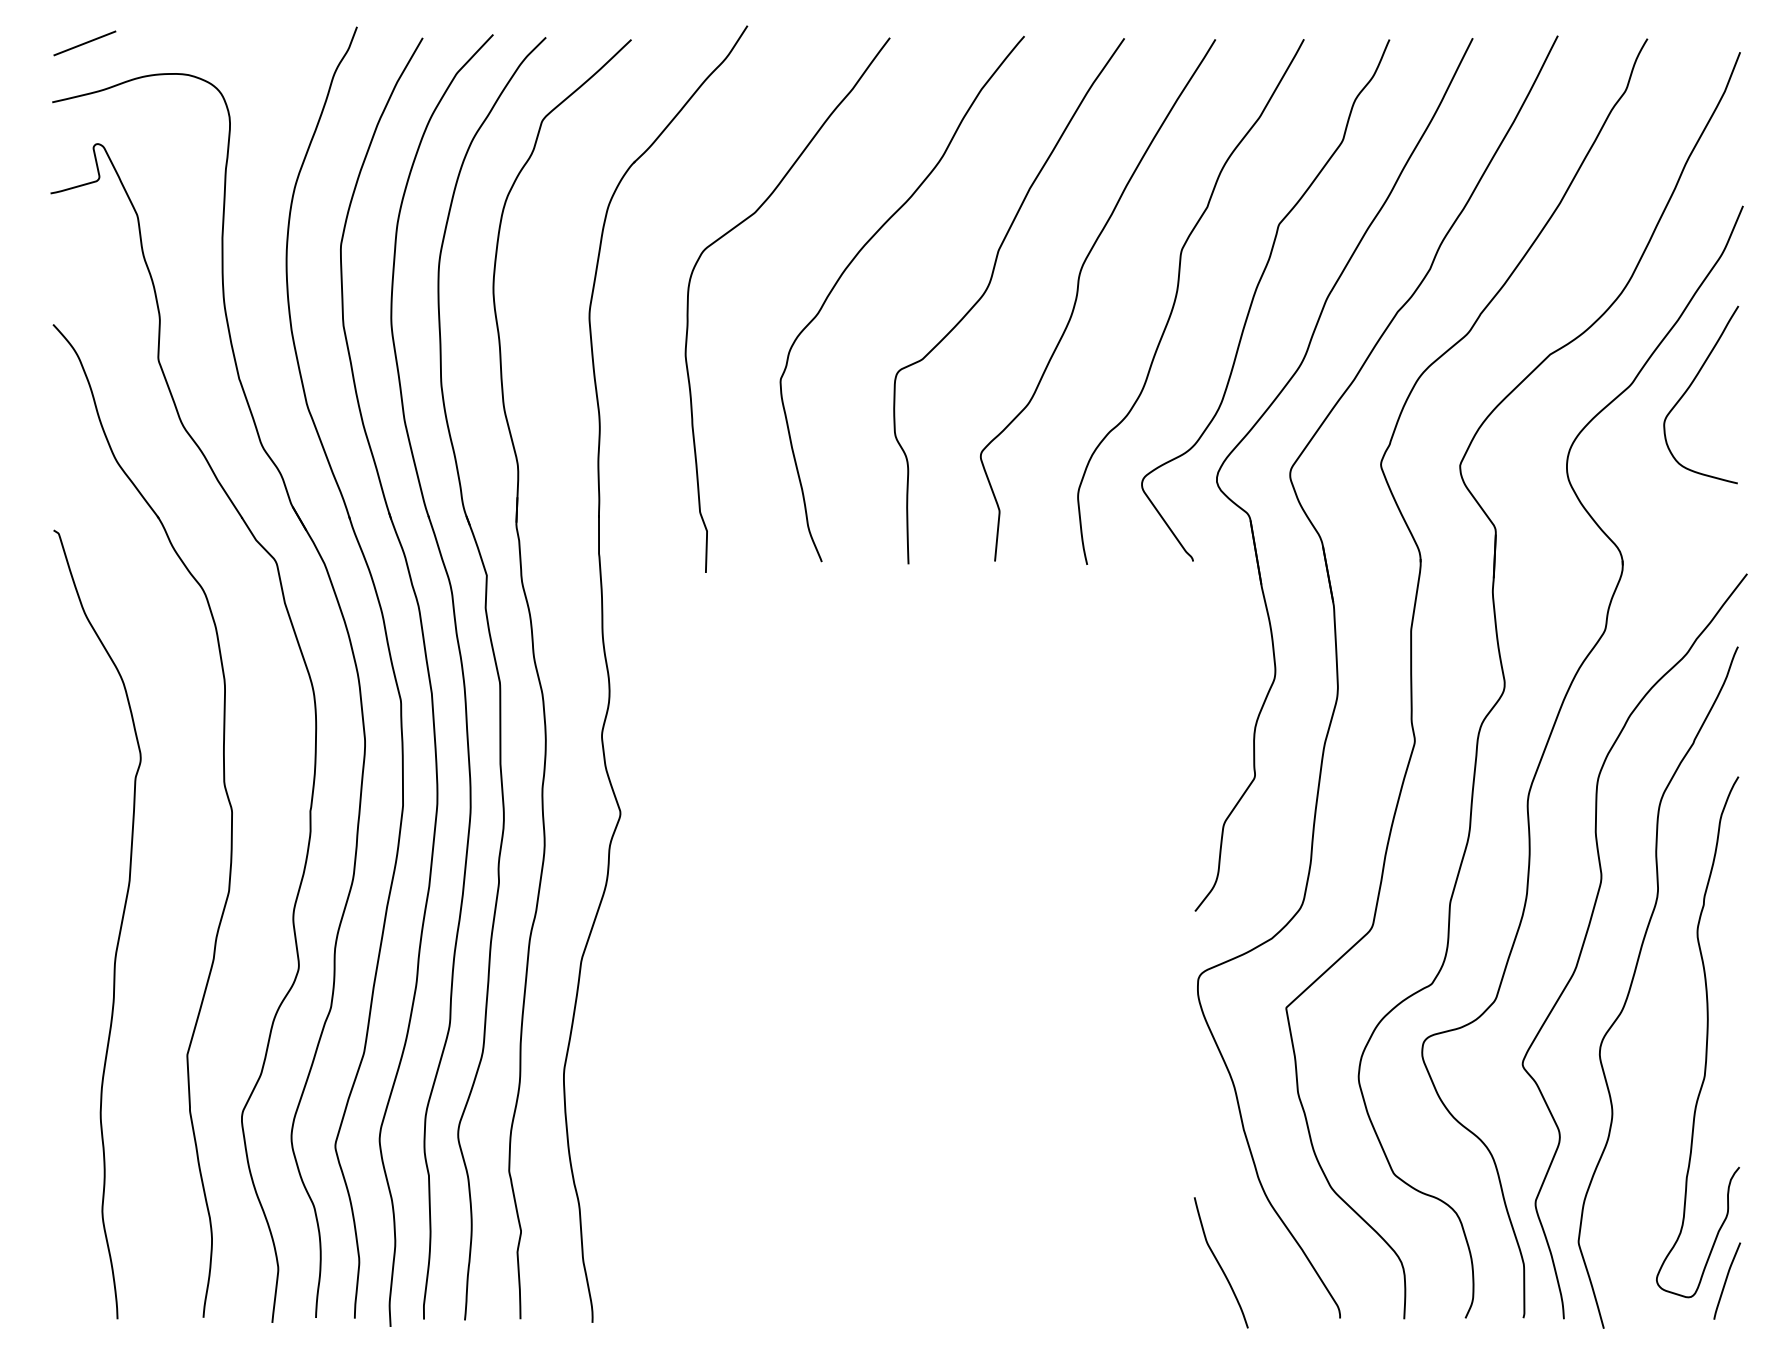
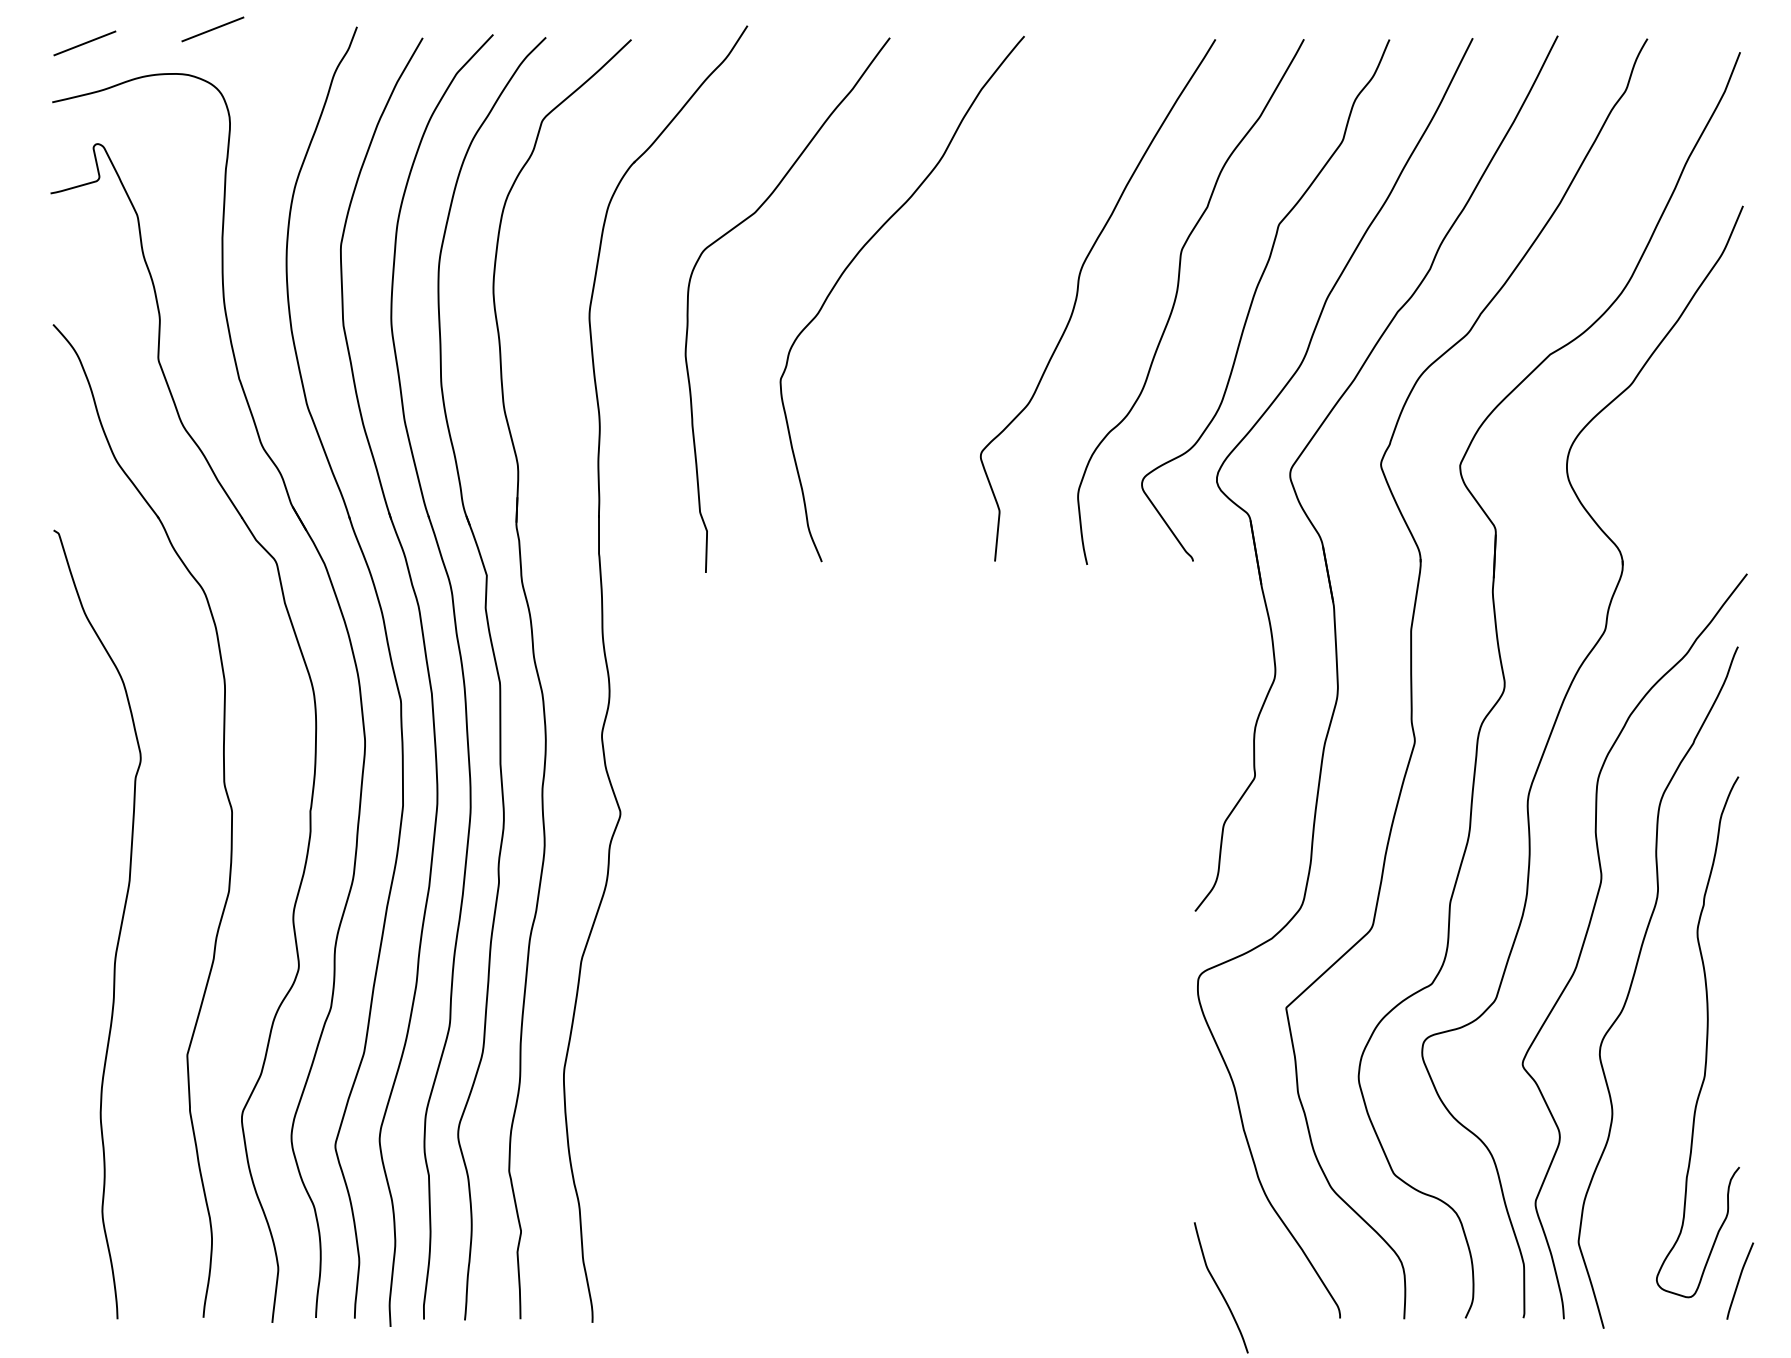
line: none -> present (212, 29)
curve: present -> none (987, 290)
curve: present -> none (1690, 387)
curve position: (1219, 1262) -> (1219, 1287) (1219, 1287)
curve position: (1727, 1279) -> (1740, 1279) (1740, 1279)
